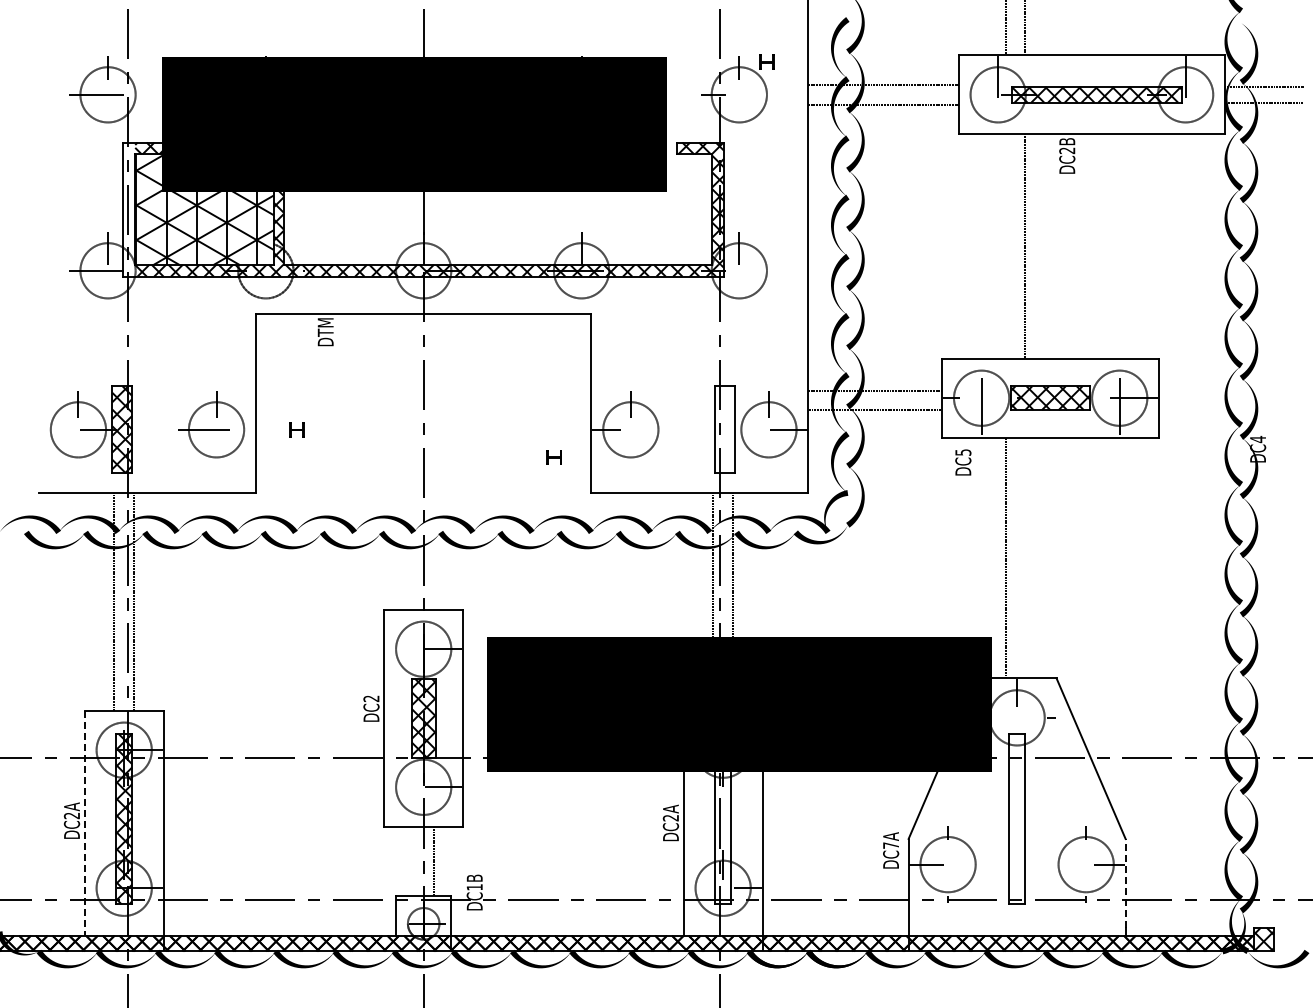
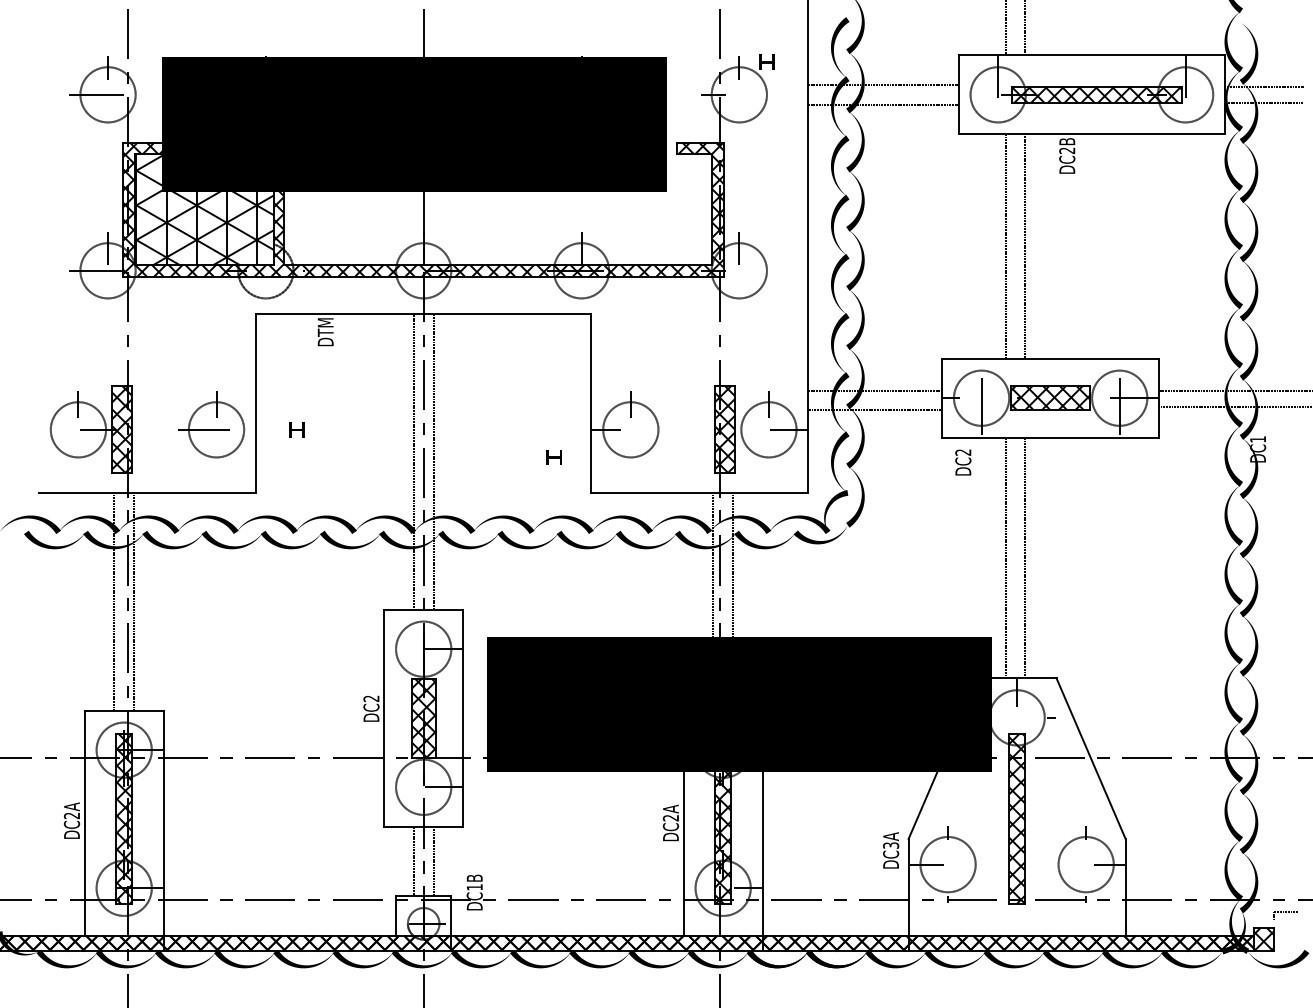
hatch: none -> present (129, 209)
line: none -> present (1005, 246)
line: none -> present (1234, 390)
line: none -> present (1234, 406)
hatch: none -> present (725, 429)
text: DC4 -> DC1 (1257, 439)
text: DC5 -> DC2 (963, 452)
line: none -> present (413, 461)
line: none -> present (433, 461)
line: none -> present (1025, 557)
hatch: none -> present (723, 819)
hatch: none -> present (1017, 819)
line: dashed -> solid (84, 823)
text: DC7A -> DC3A (891, 845)
line: none -> present (413, 861)
line: dashed -> solid (1125, 882)
part: none -> present (1285, 915)
